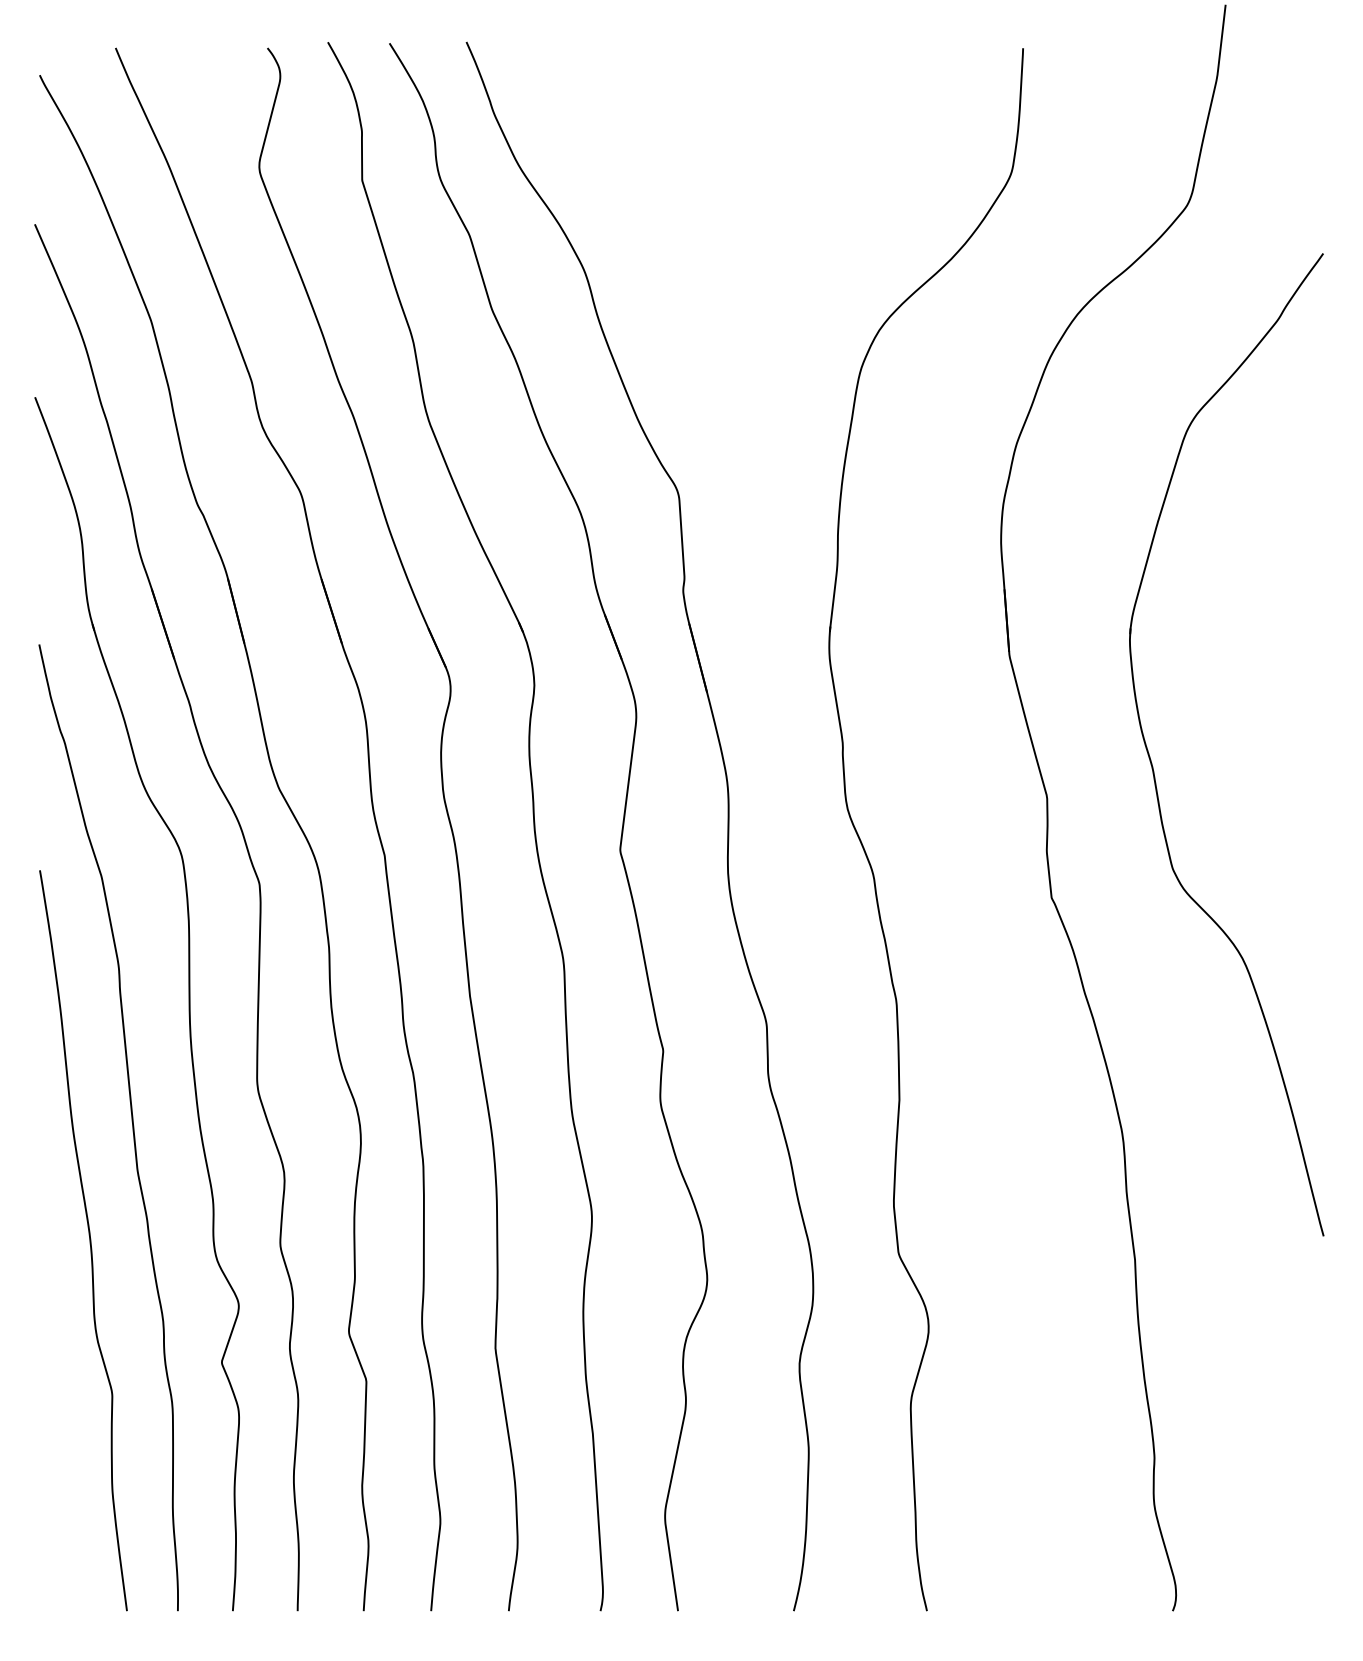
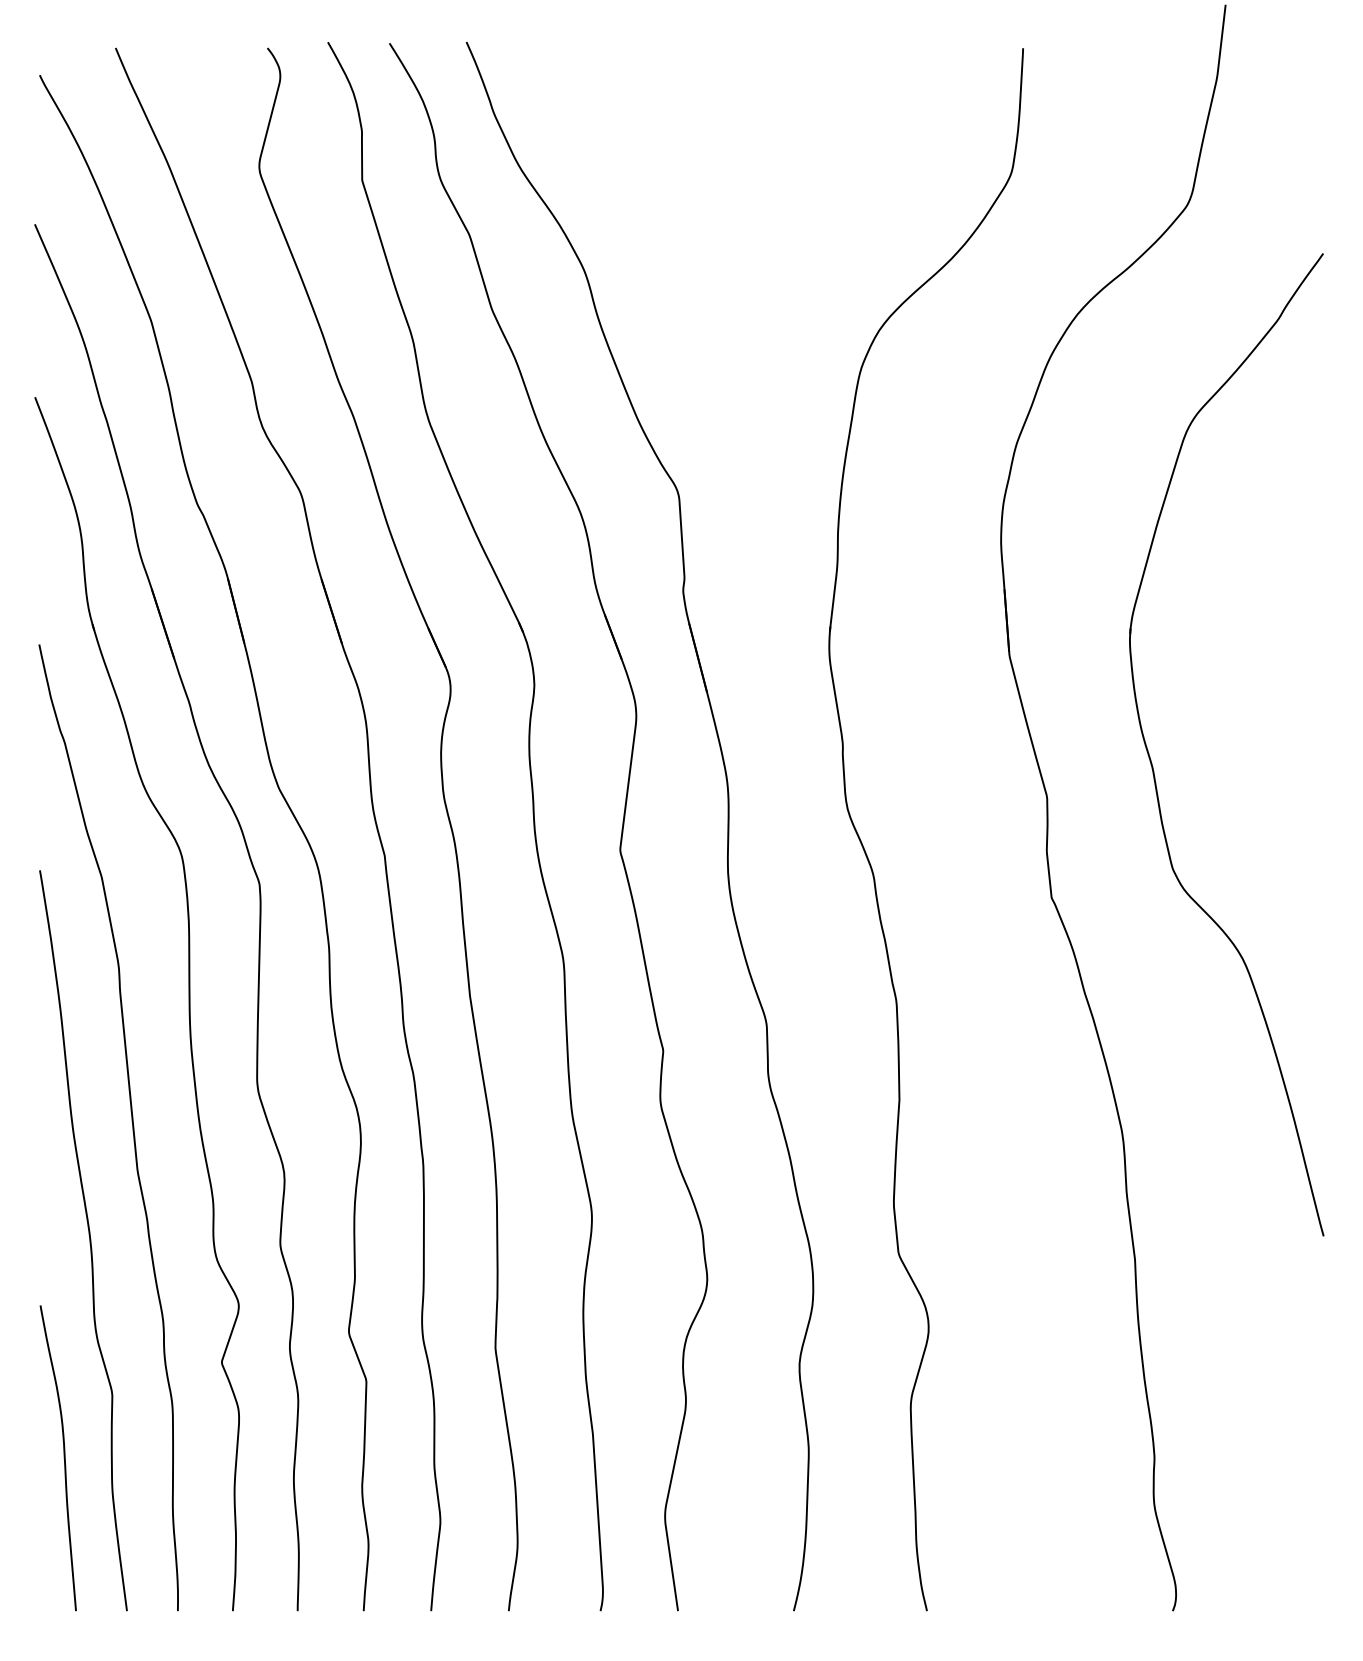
curve: none -> present (63, 1458)
